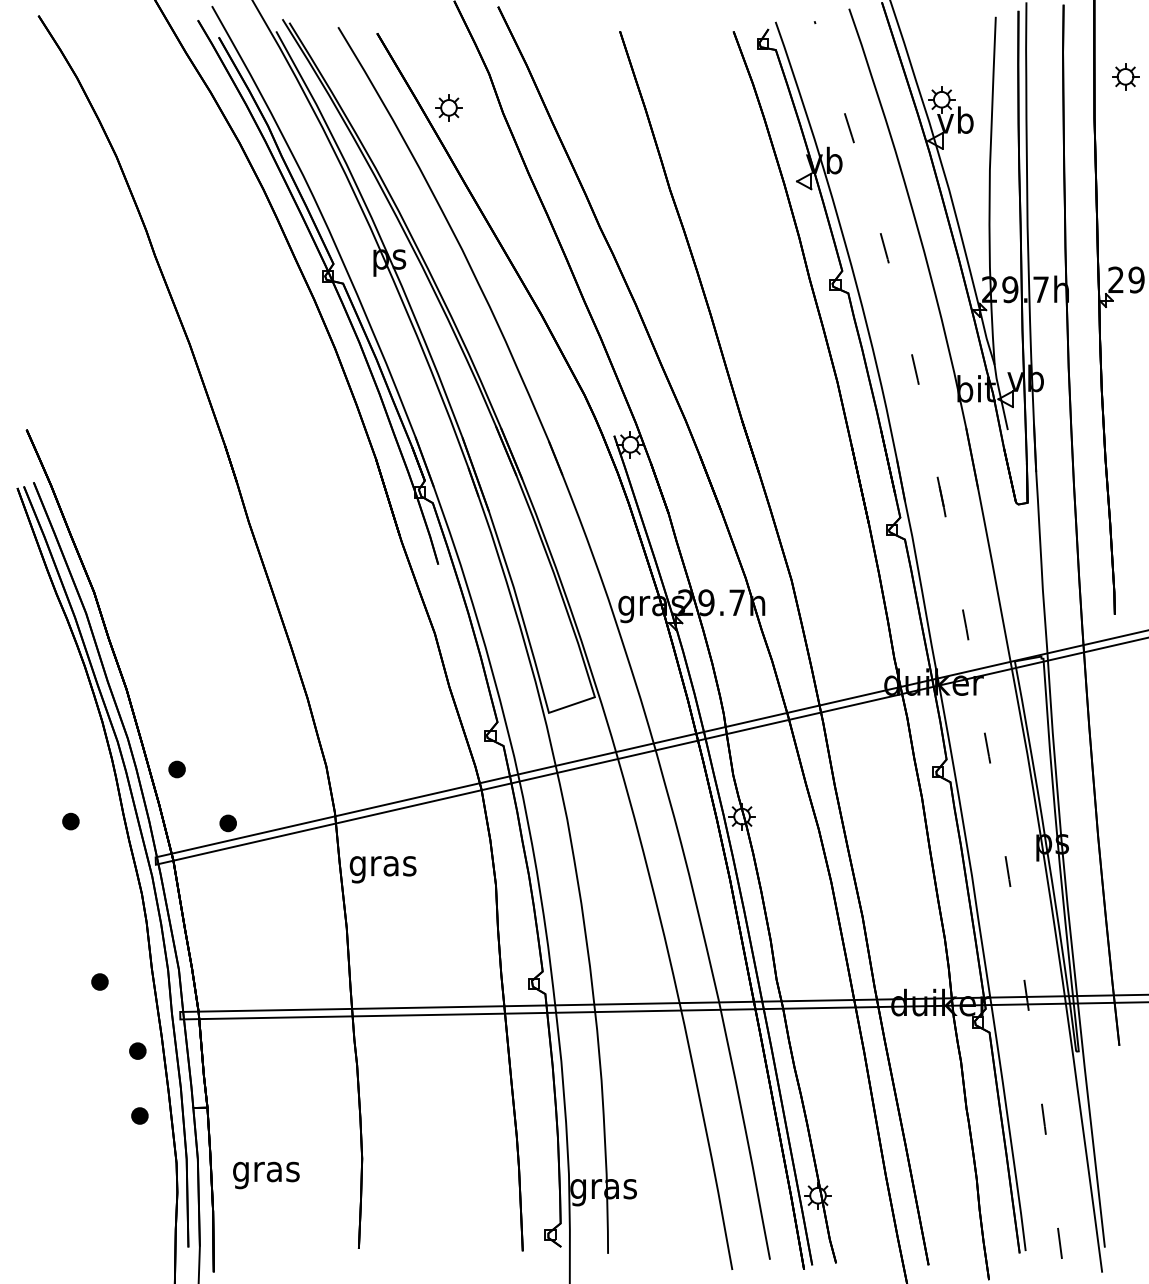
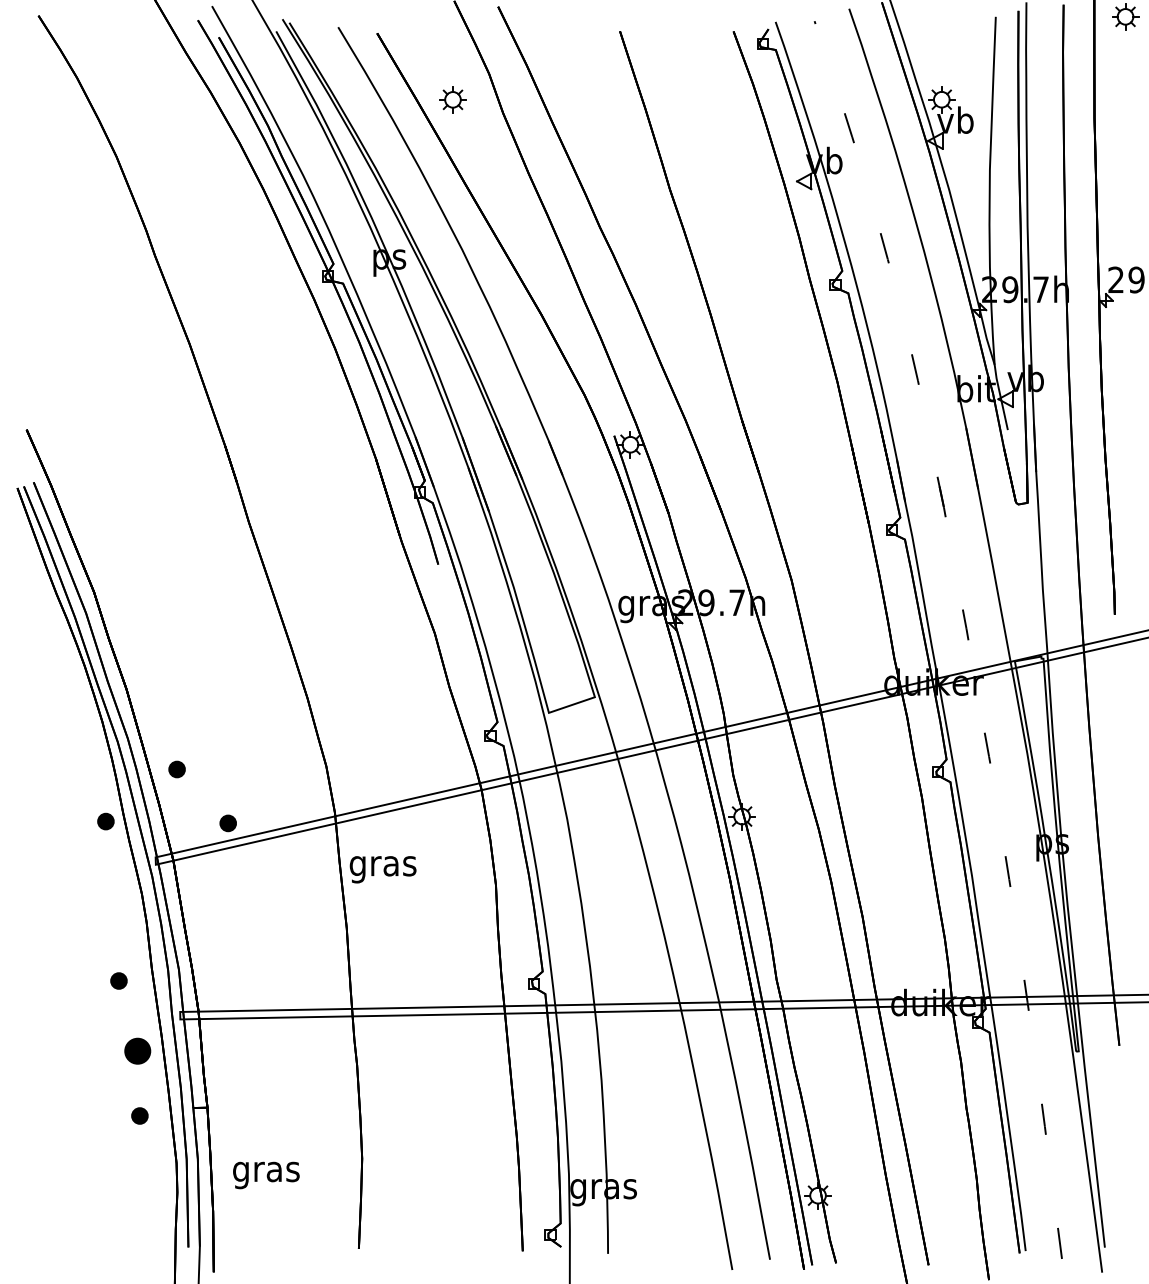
part position: (1125, 76) -> (1125, 16) (1125, 16)
part position: (448, 107) -> (452, 99) (452, 99)
part position: (70, 821) -> (105, 821) (105, 821)
part position: (99, 981) -> (118, 980) (118, 980)
part size: 18x18 px -> 28x28 px (137, 1050)
